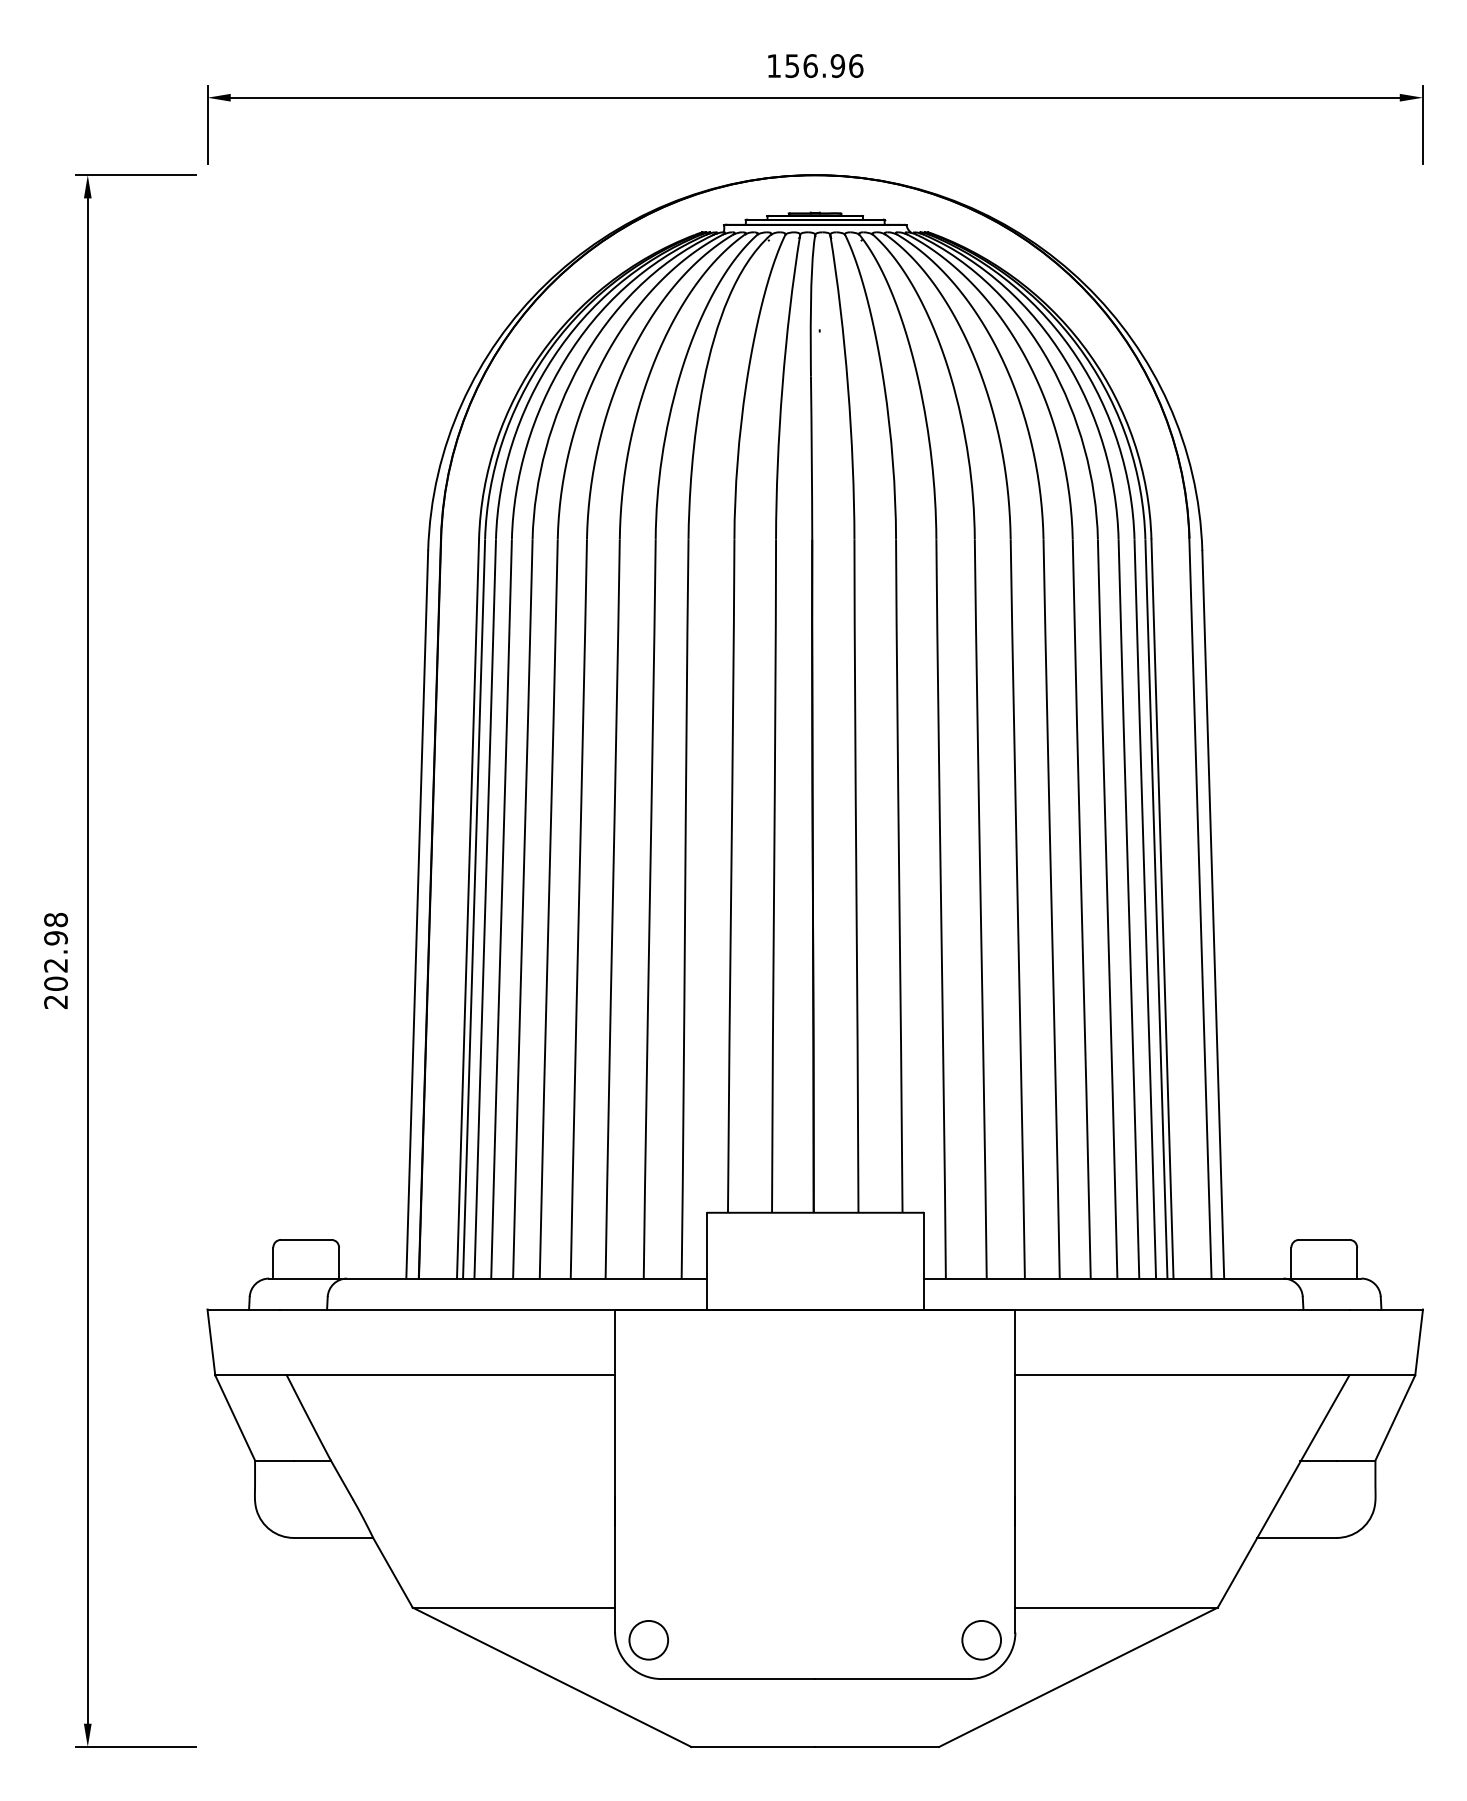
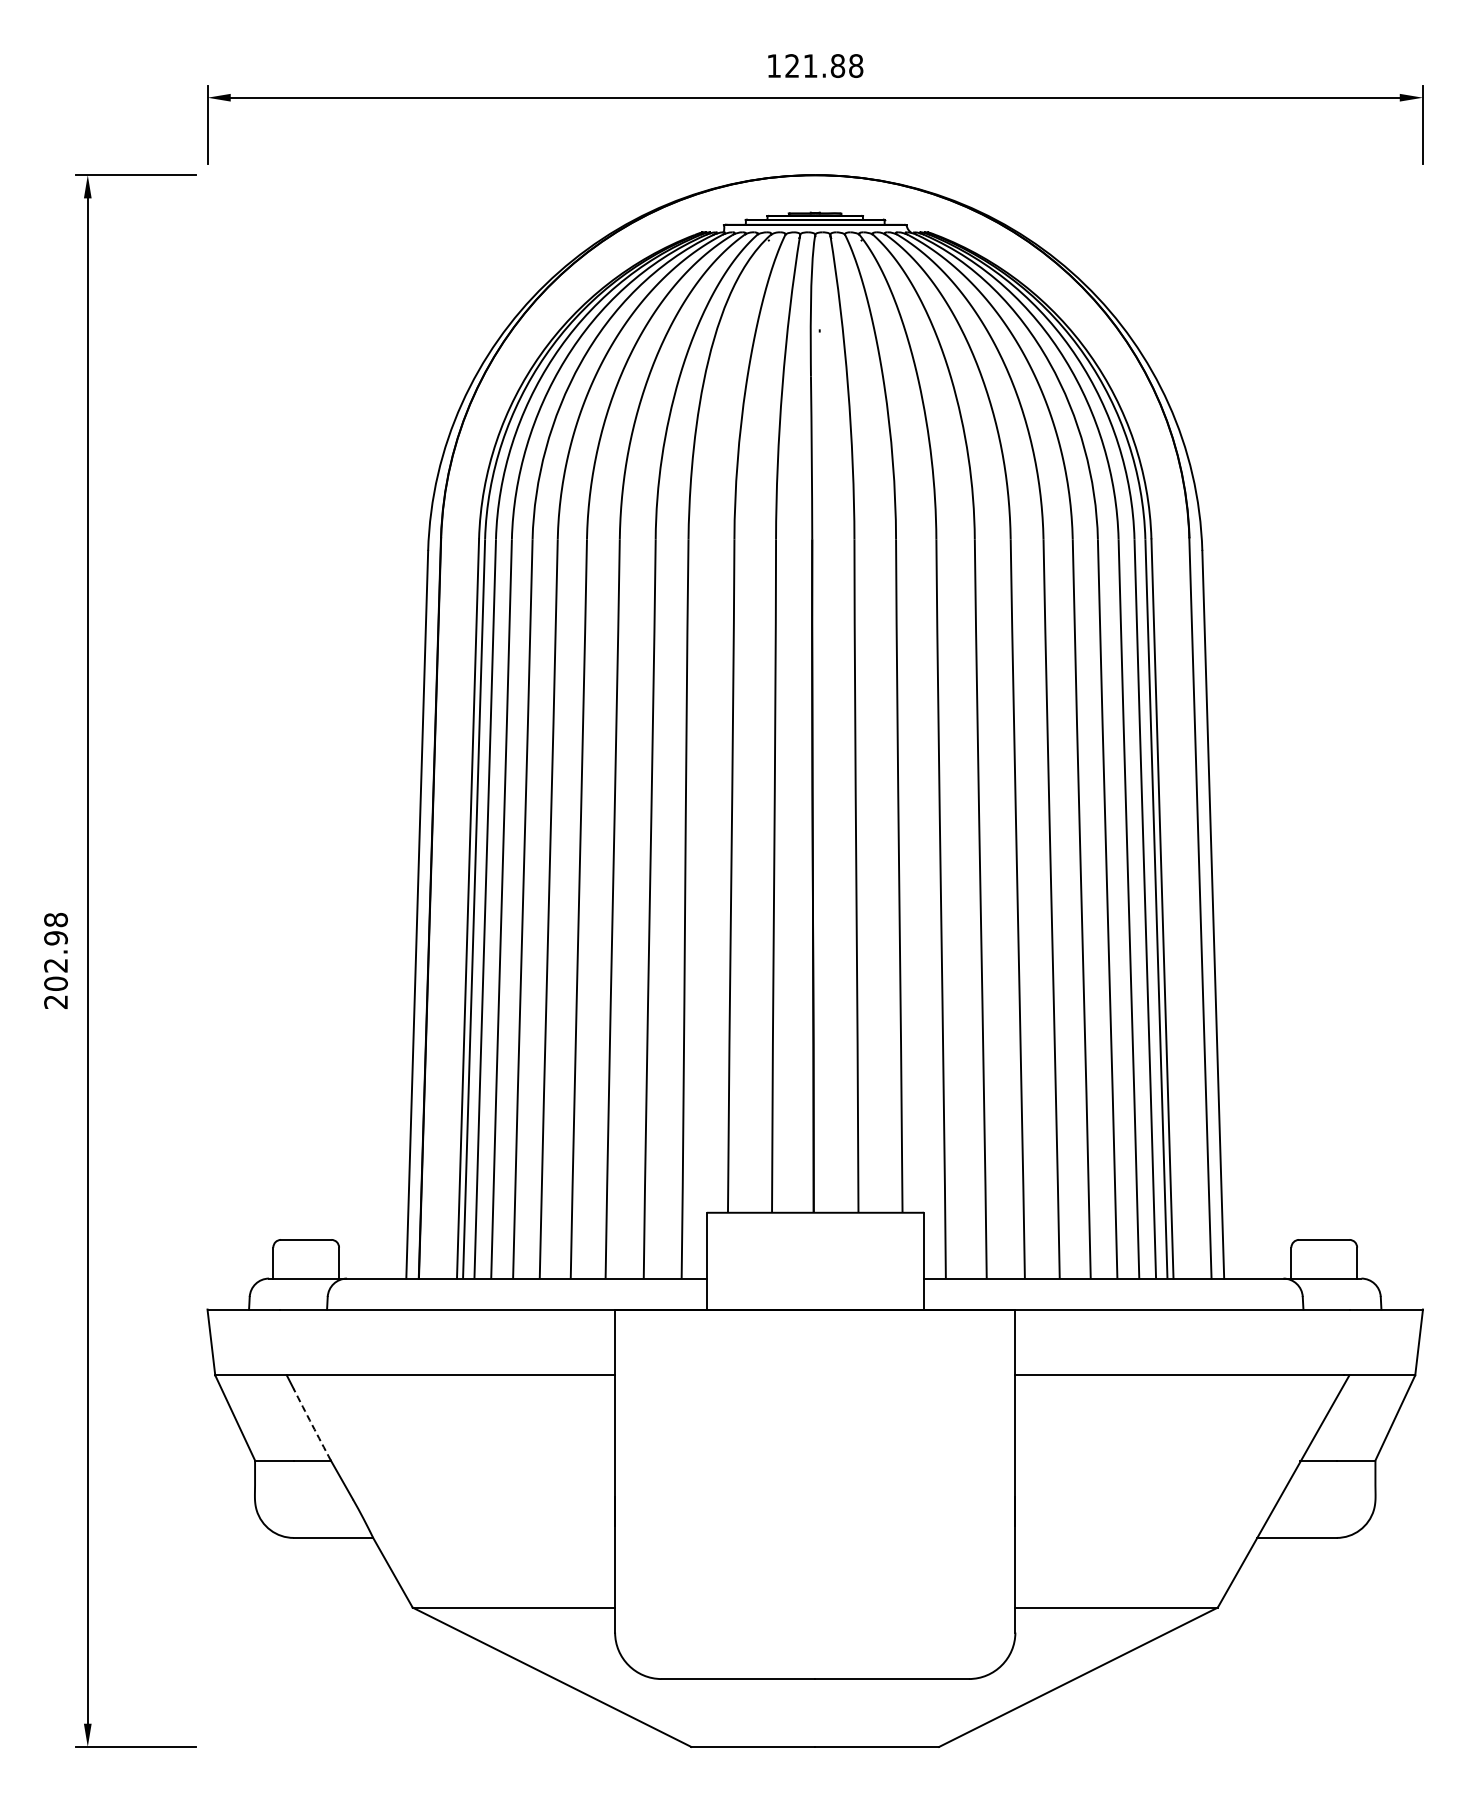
text: 156.96 -> 121.88 (824, 65)
arc: solid -> dashed (312, 1424)
part: present -> none (648, 1640)
part: present -> none (981, 1640)
